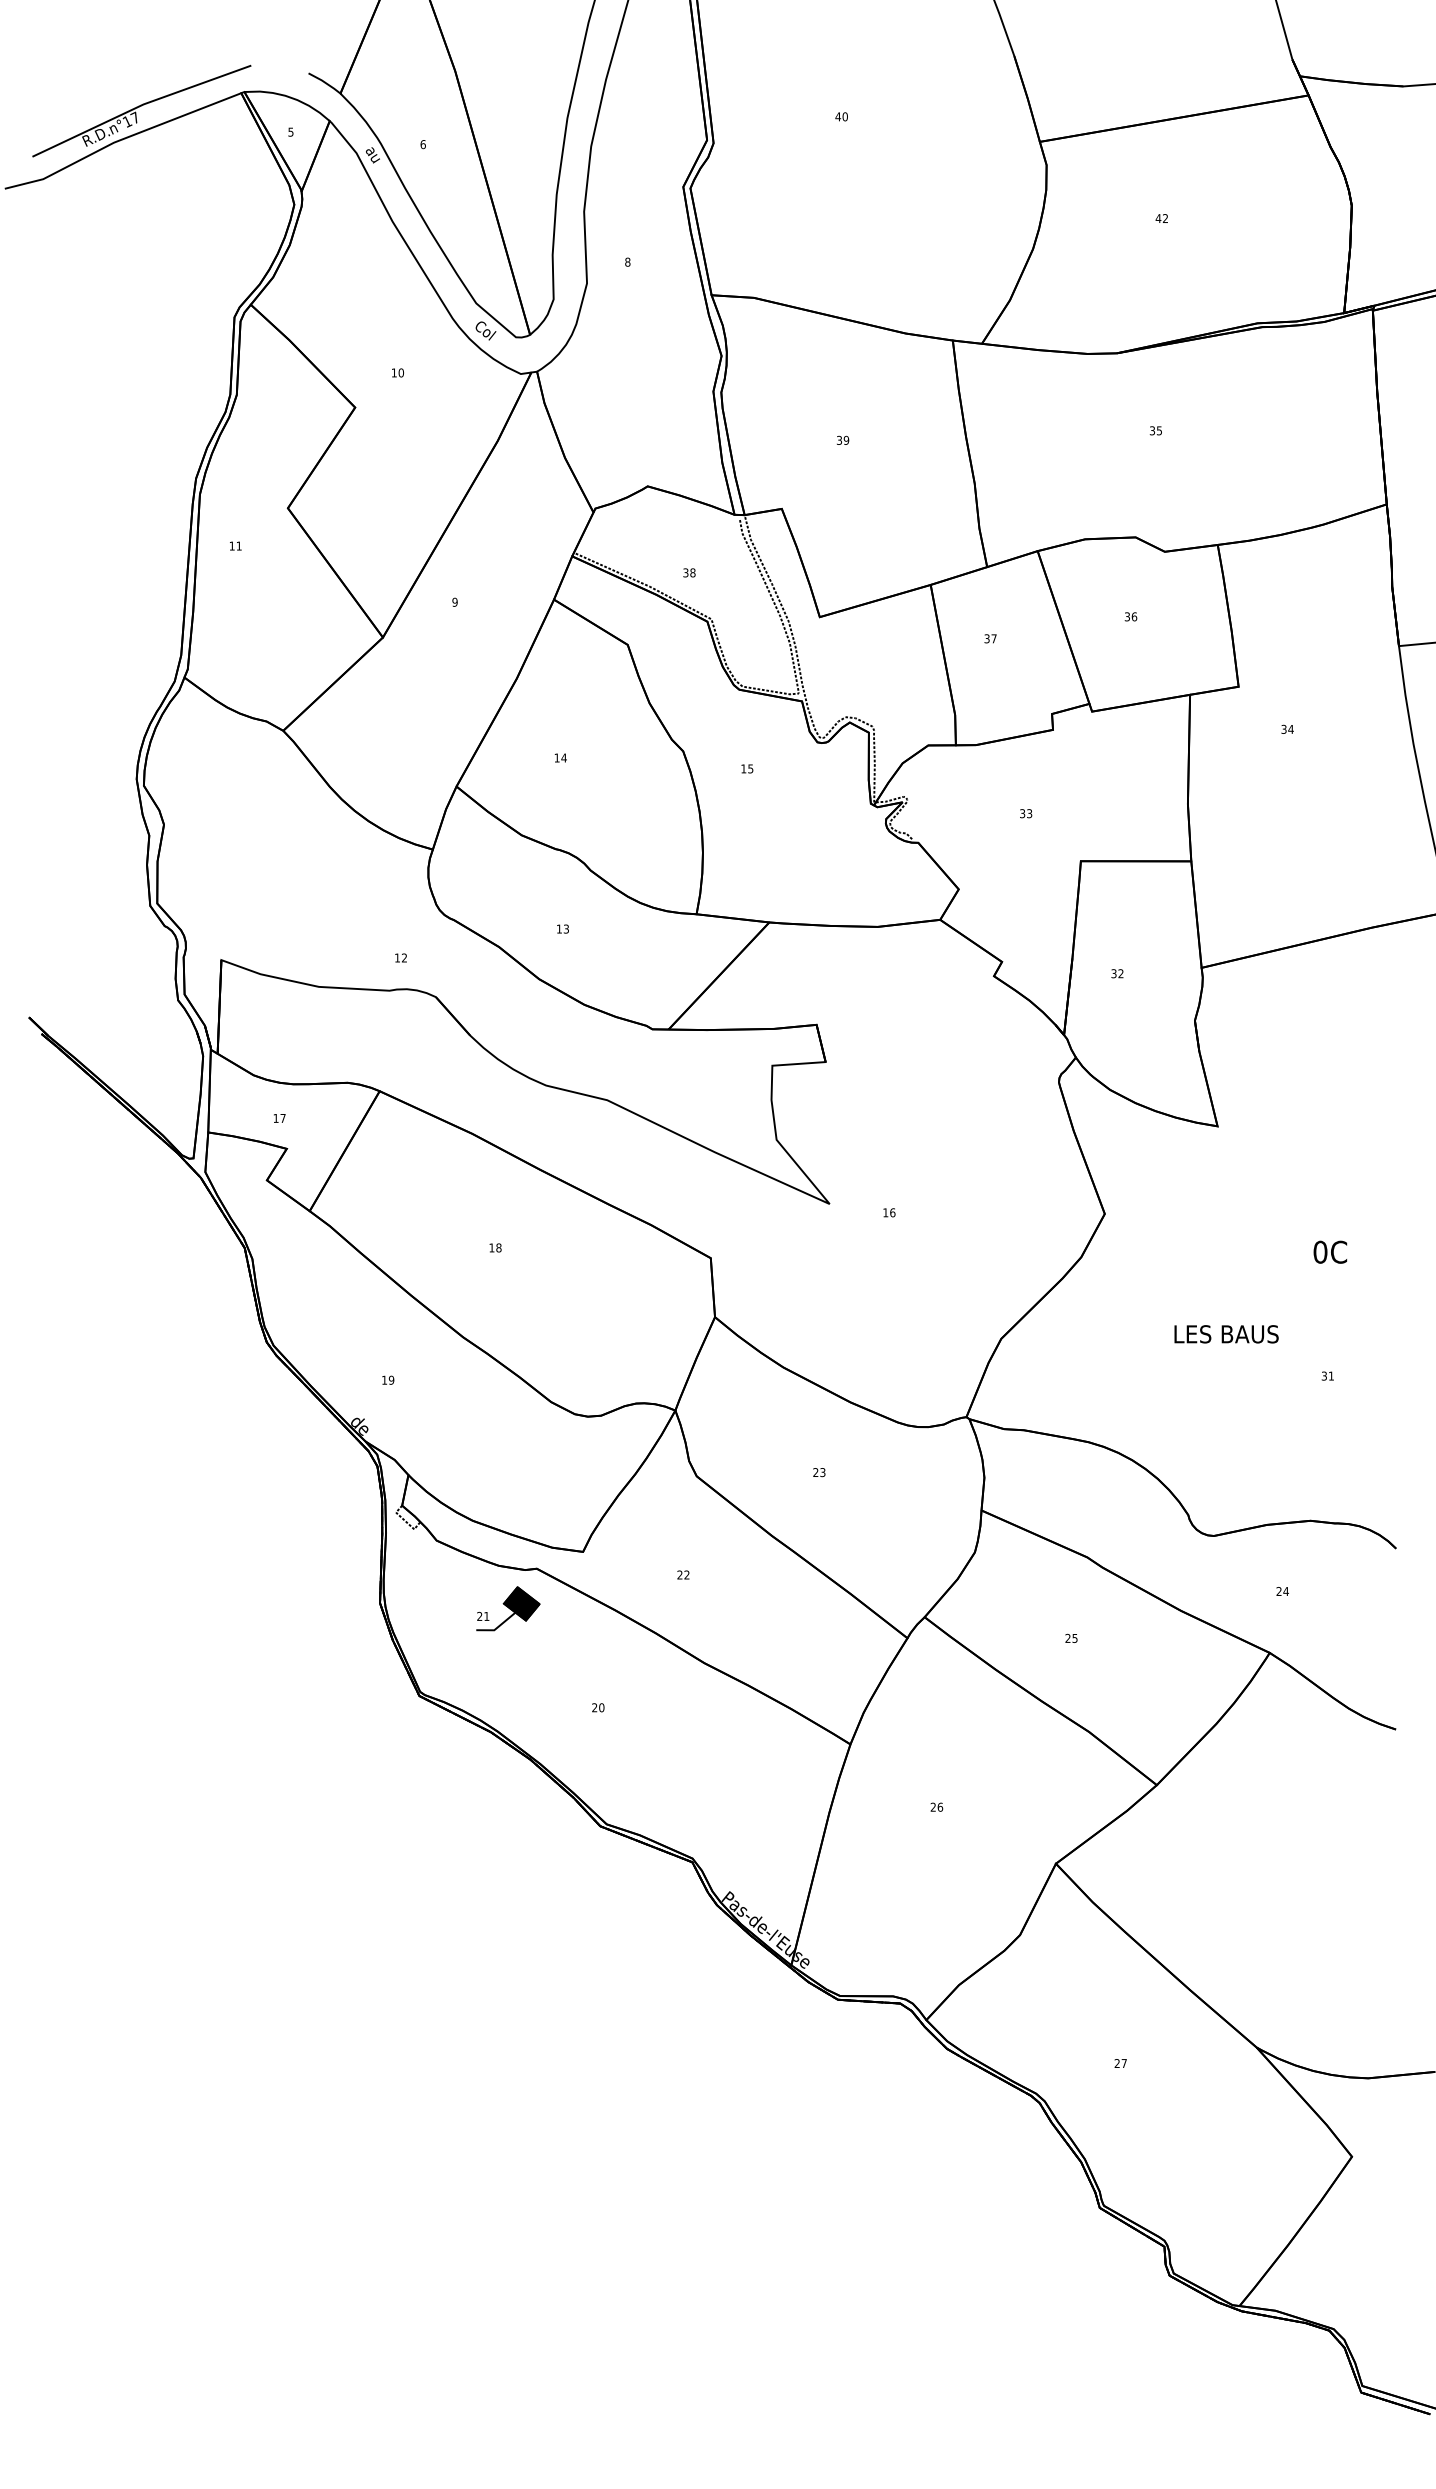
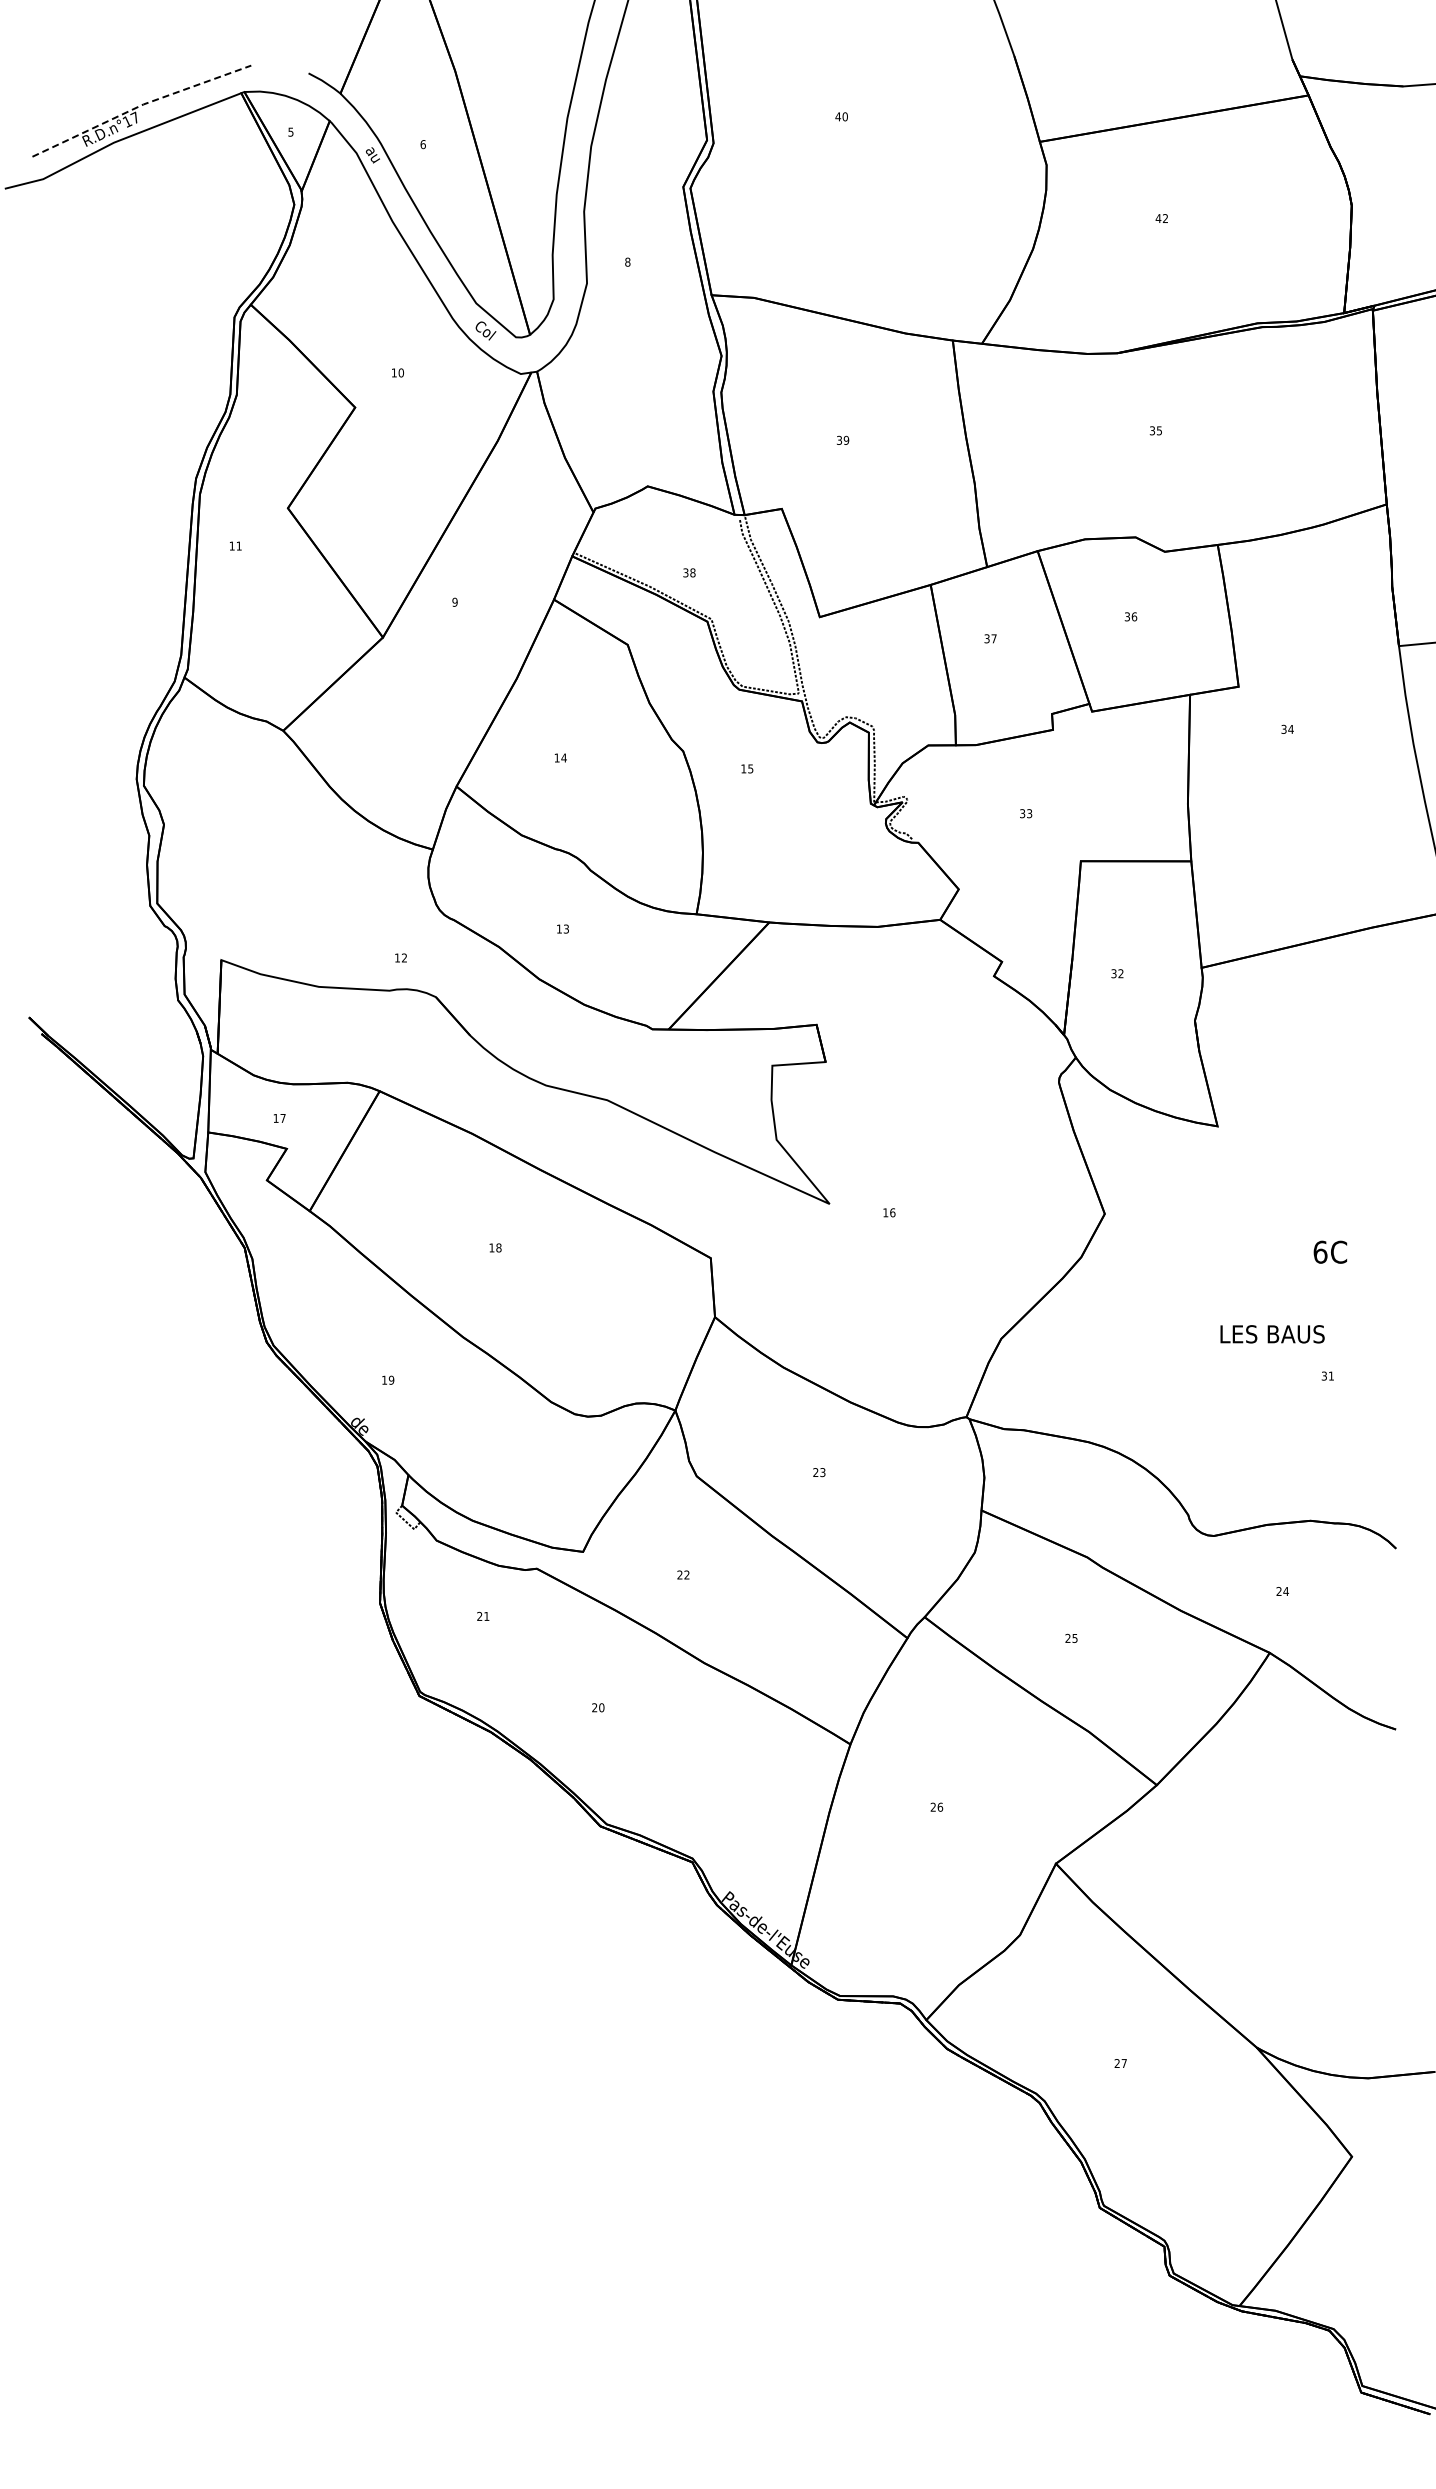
line: solid -> dashed (140, 105)
text: 0C -> 6C (1320, 1251)
text position: (1226, 1334) -> (1272, 1334) (1272, 1334)
part: present -> none (508, 1608)
